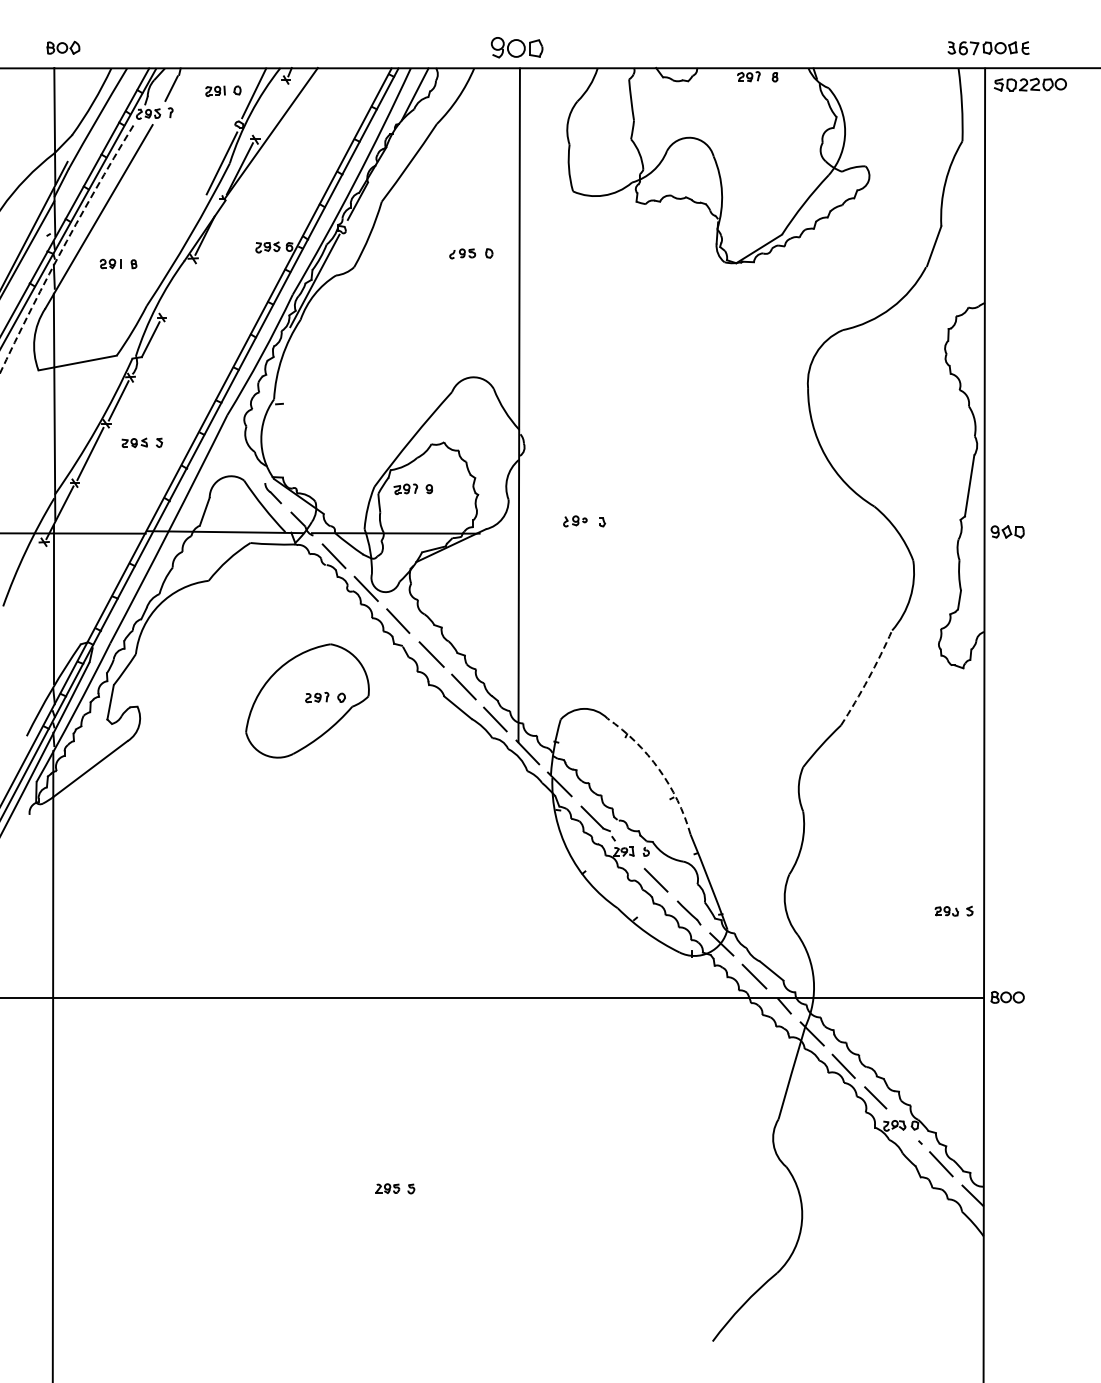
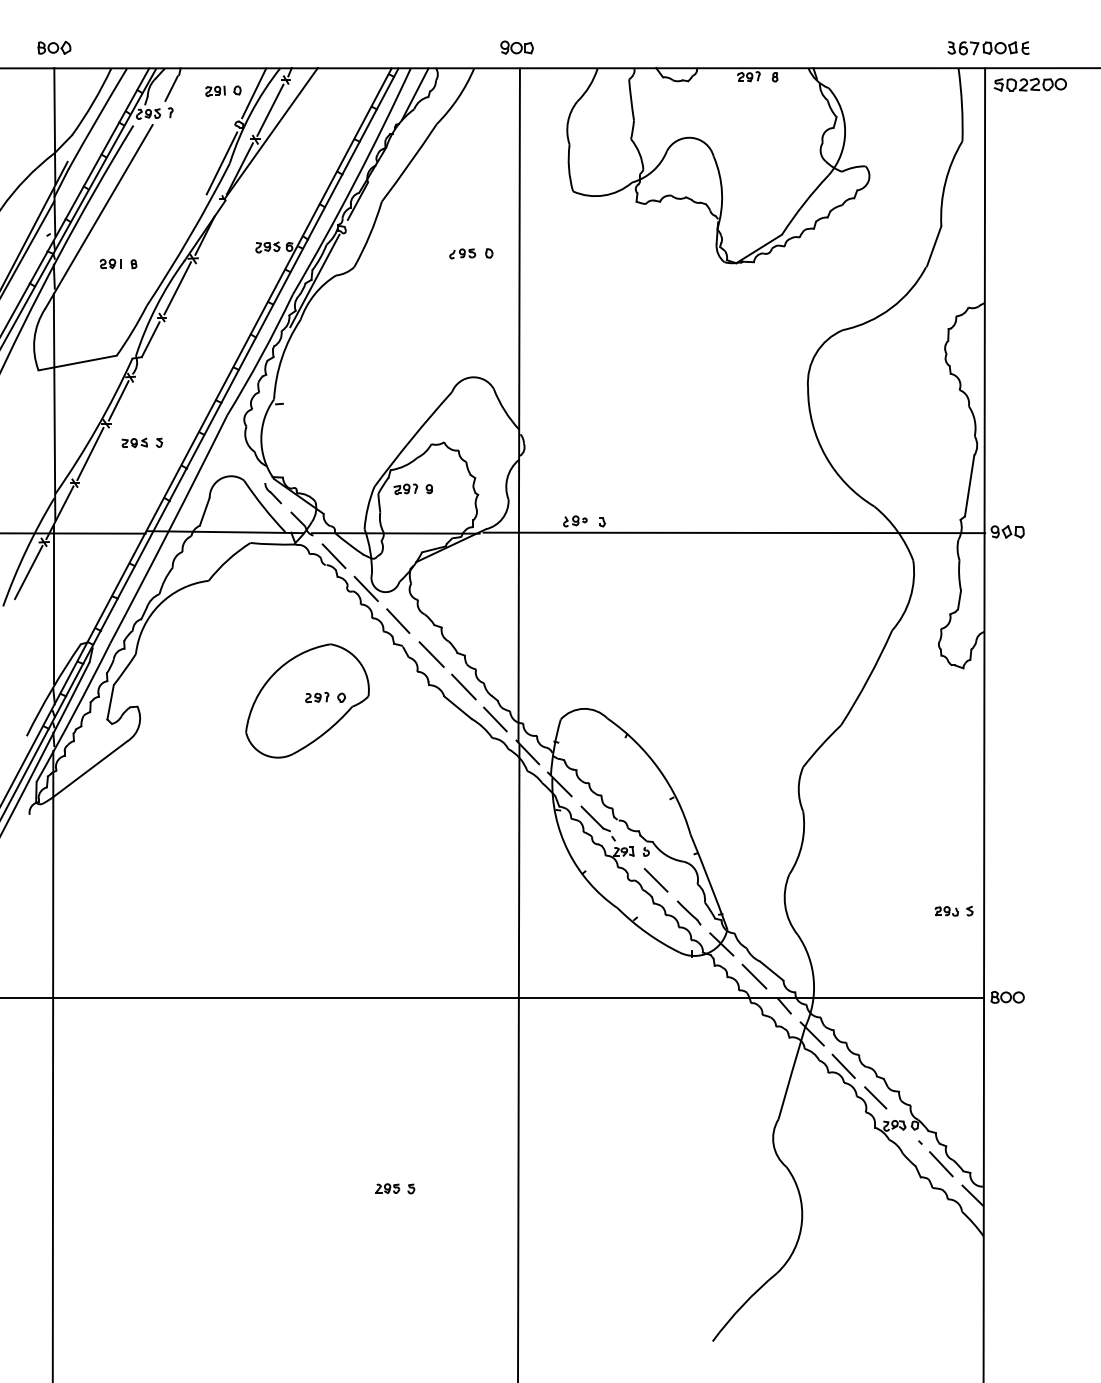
part position: (63, 47) -> (54, 47) (54, 47)
part size: 54x22 px -> 34x15 px (516, 47)
line: none -> present (270, 109)
arc: dashed -> solid (63, 248)
line: none -> present (177, 288)
line: none -> present (734, 532)
line: none -> present (28, 572)
arc: dashed -> solid (868, 678)
arc: dashed -> solid (659, 769)
line: none -> present (518, 1062)
